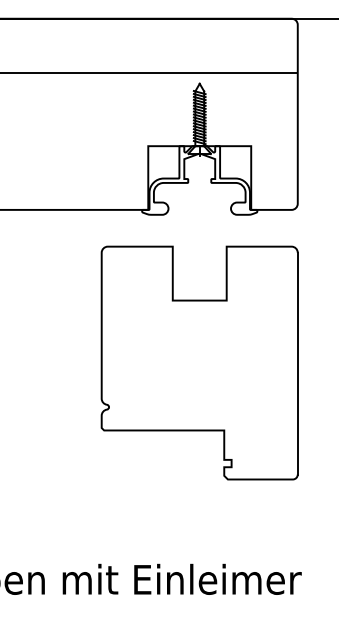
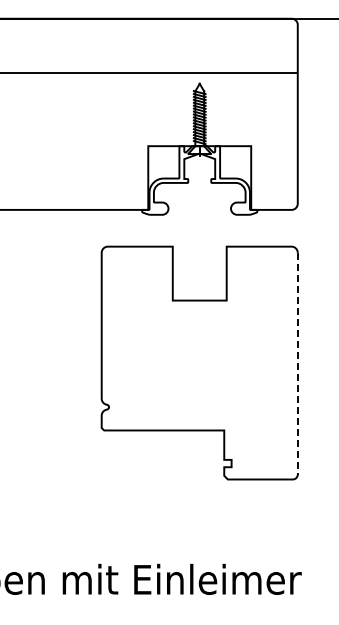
line: solid -> dashed (297, 363)
